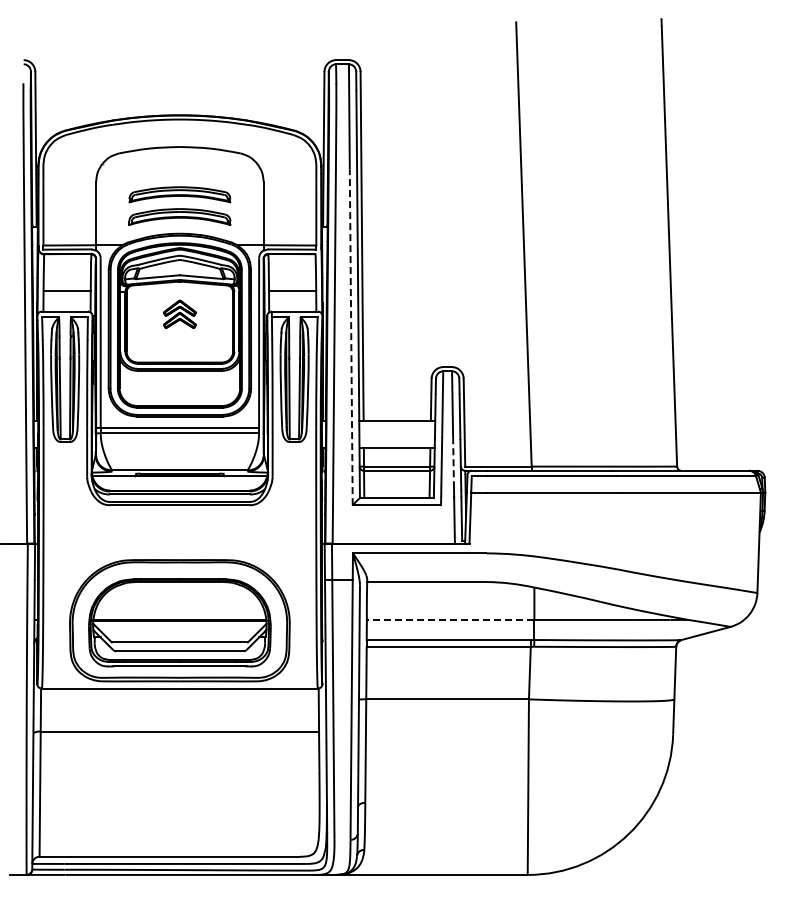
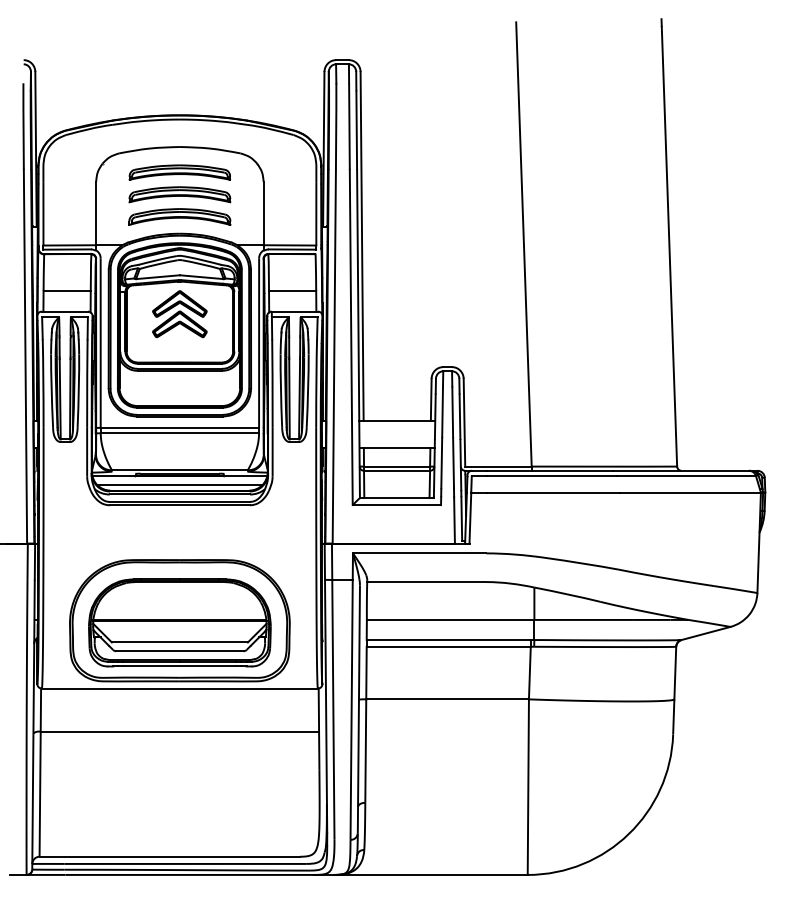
part: none -> present (179, 172)
part size: 34x30 px -> 56x49 px (179, 314)
line: dashed -> solid (351, 337)
line: dashed -> solid (453, 462)
line: none -> present (179, 484)
line: dashed -> solid (450, 619)
